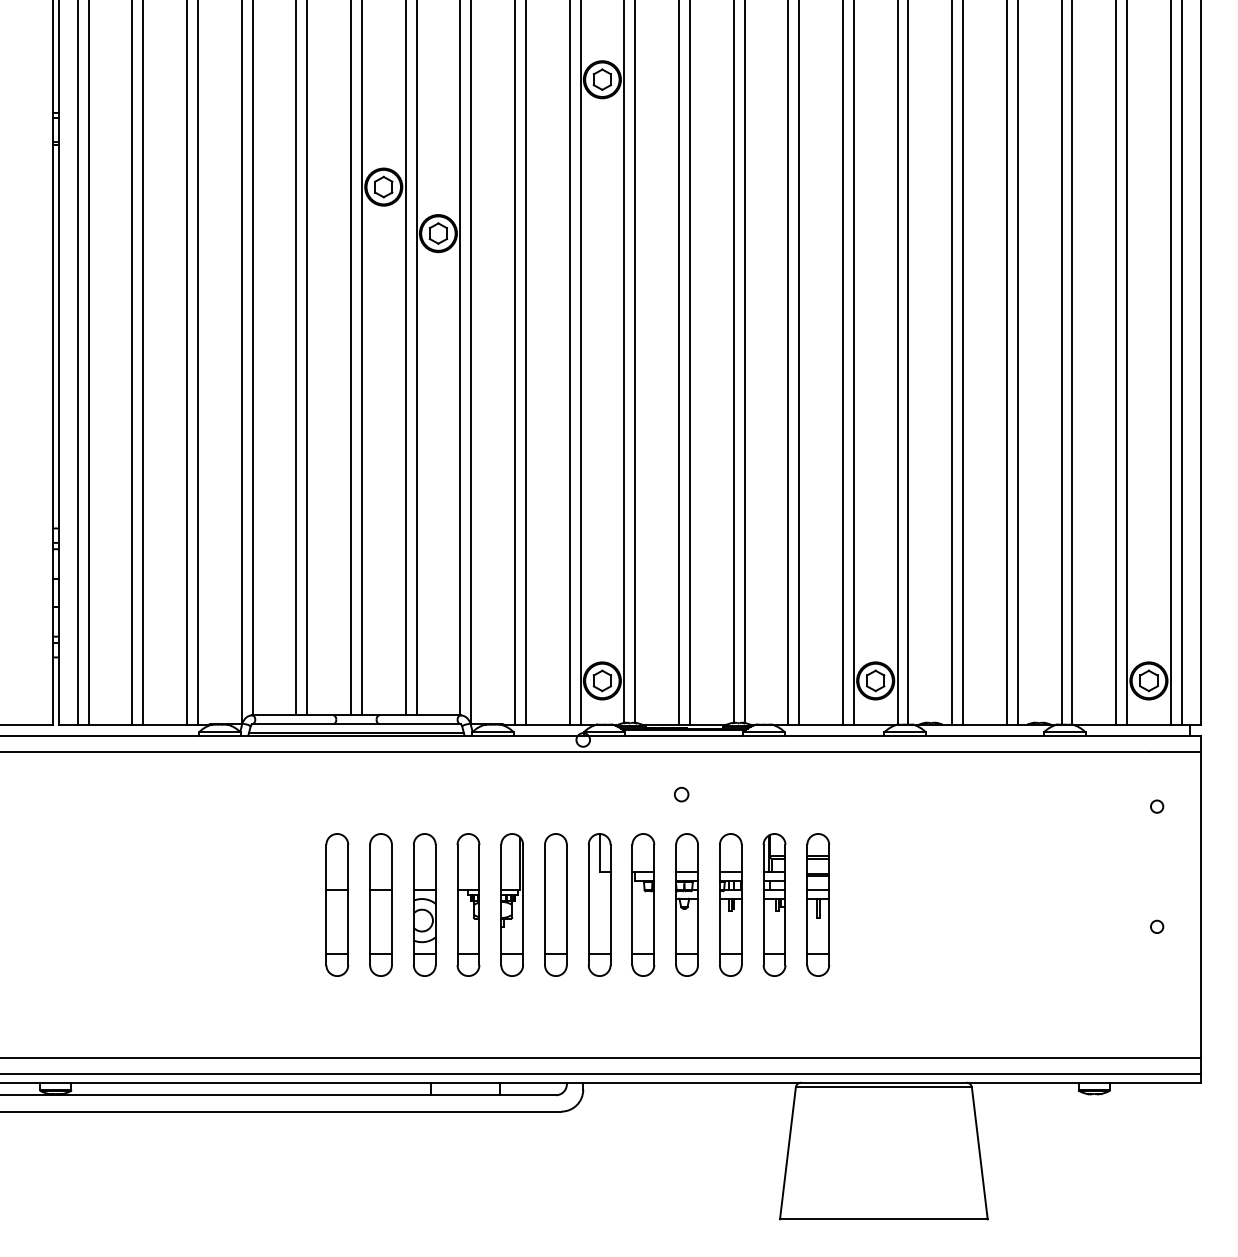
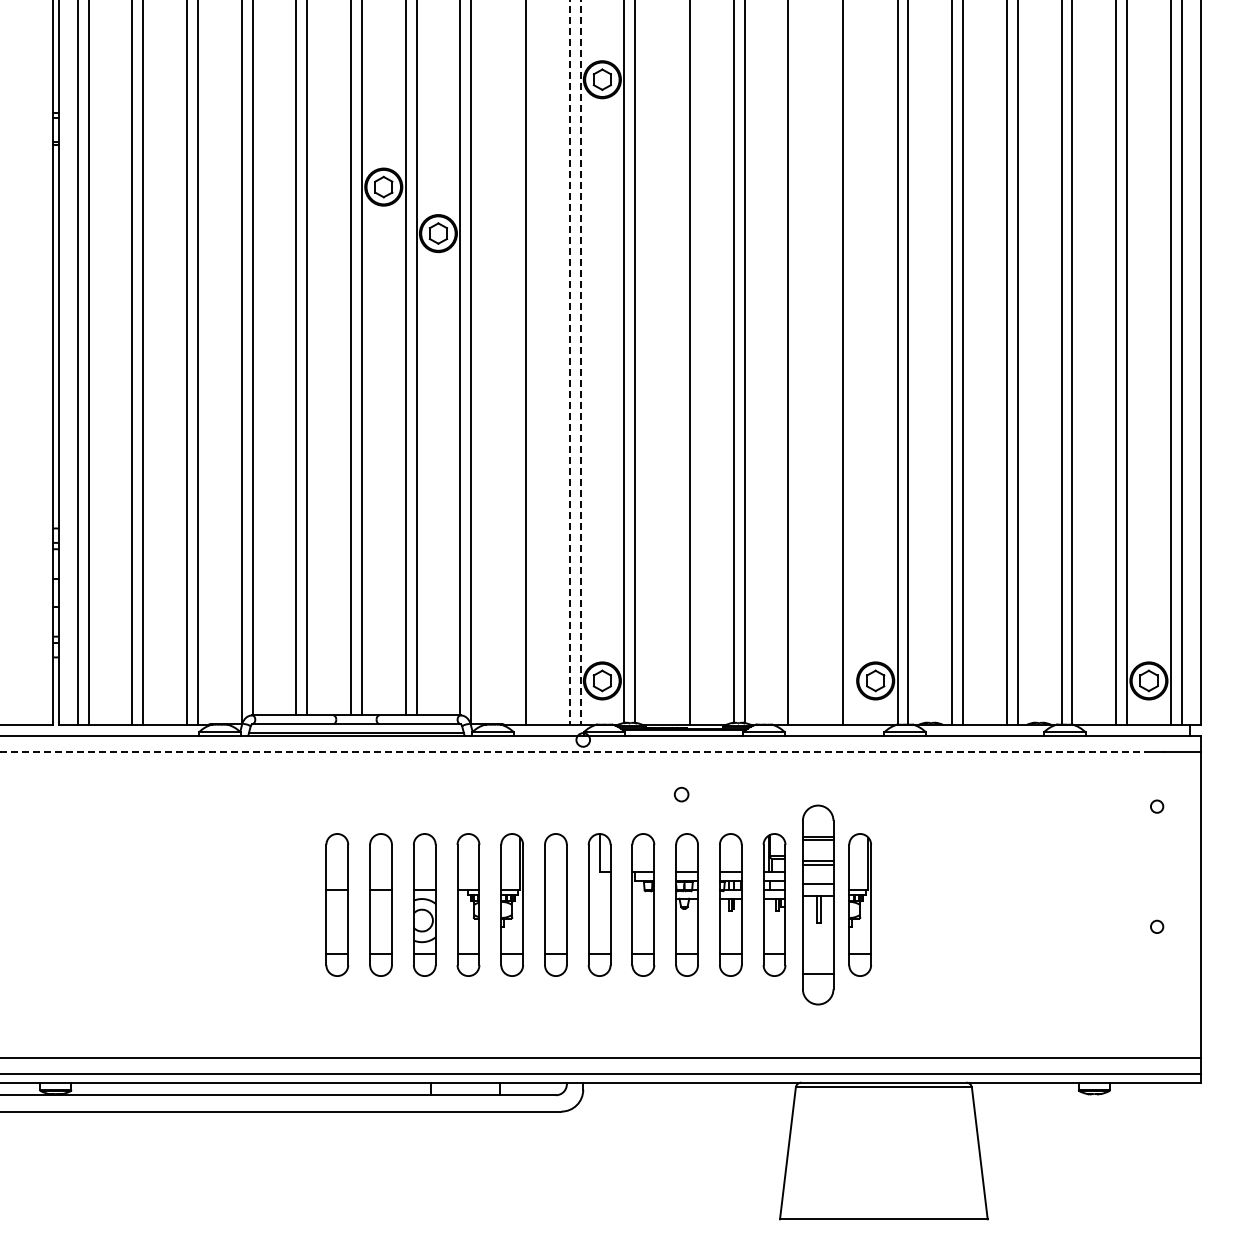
line: solid -> dashed (569, 362)
line: solid -> dashed (580, 362)
line: present -> none (514, 363)
line: present -> none (678, 363)
line: present -> none (799, 363)
line: present -> none (853, 363)
line: solid -> dashed (575, 752)
part size: 25x144 px -> 33x202 px (818, 904)
part: none -> present (859, 904)
